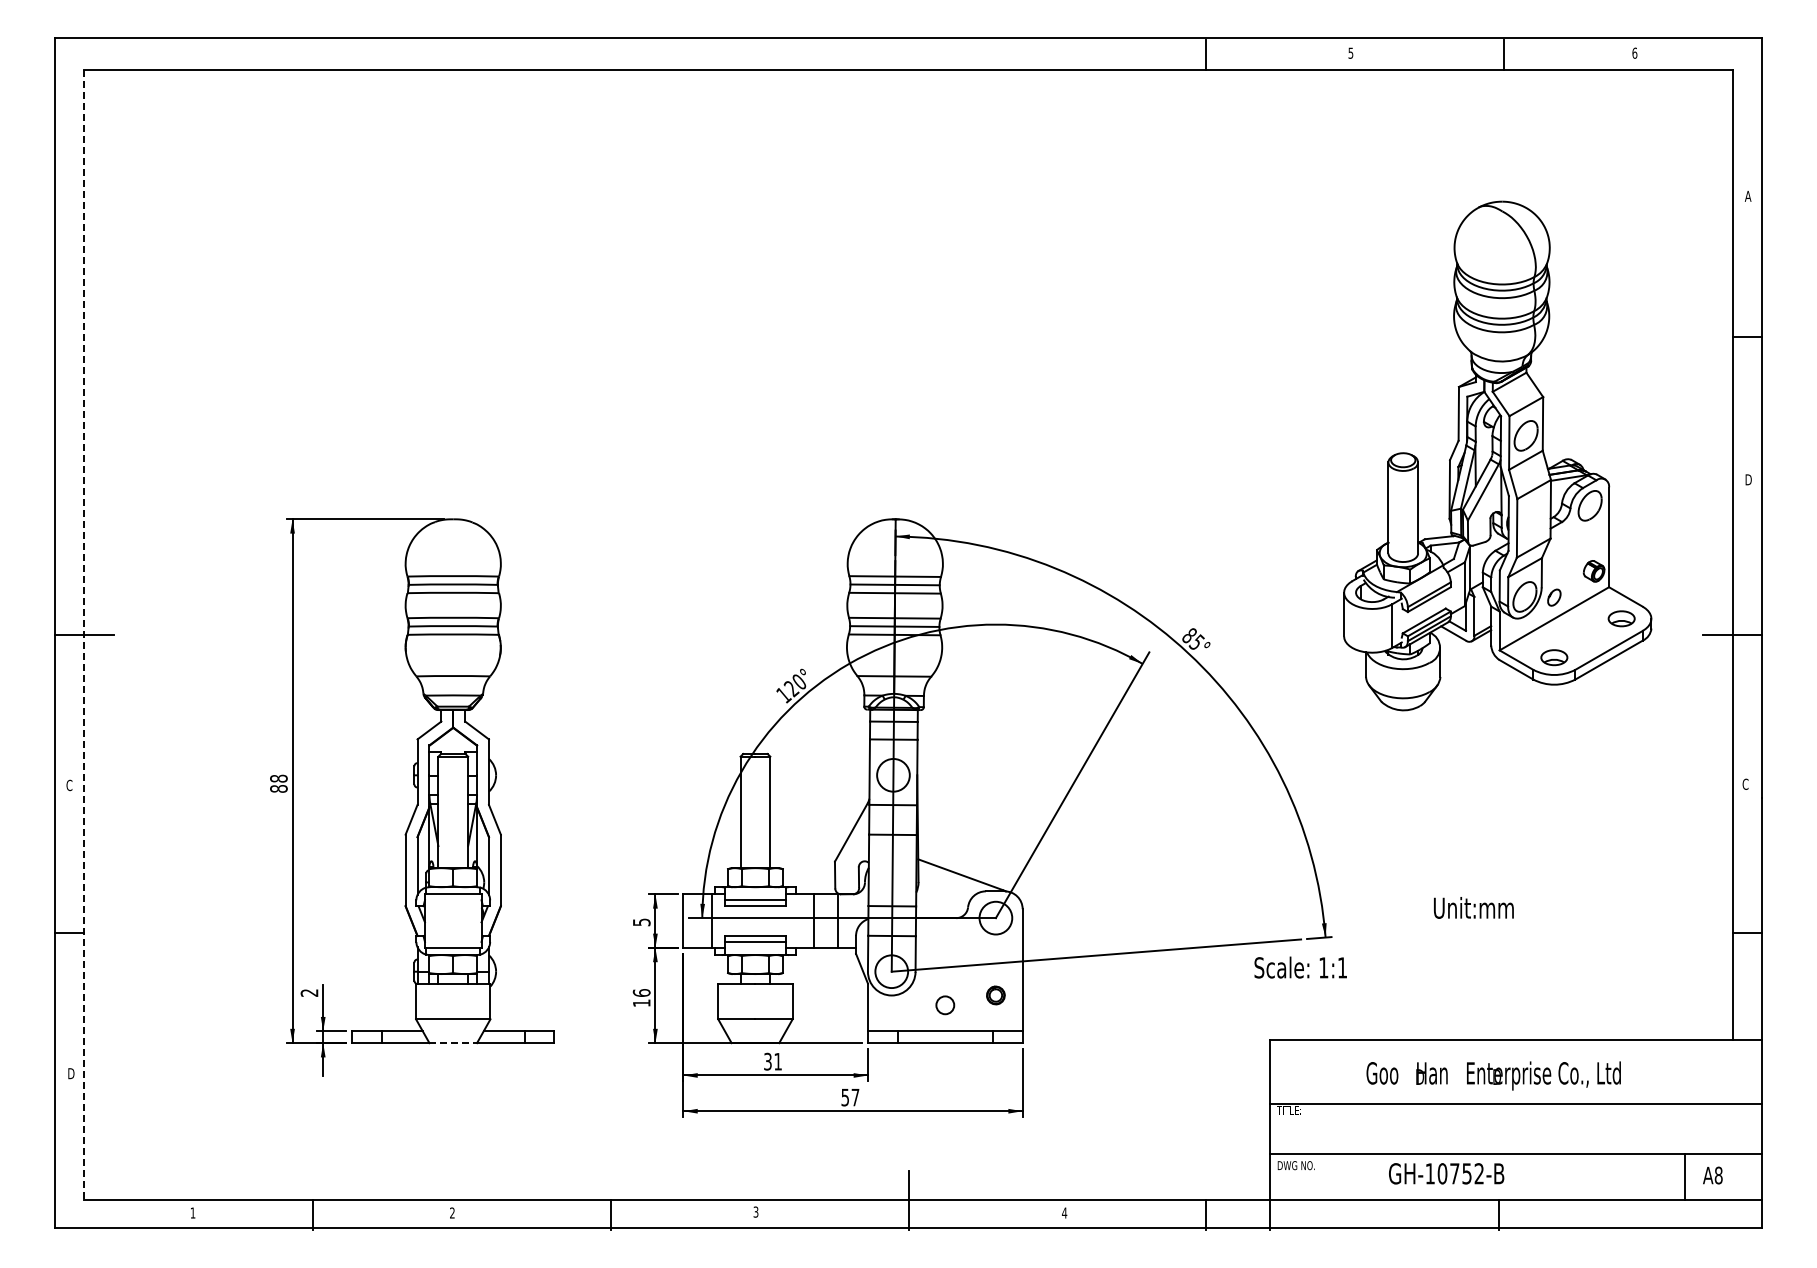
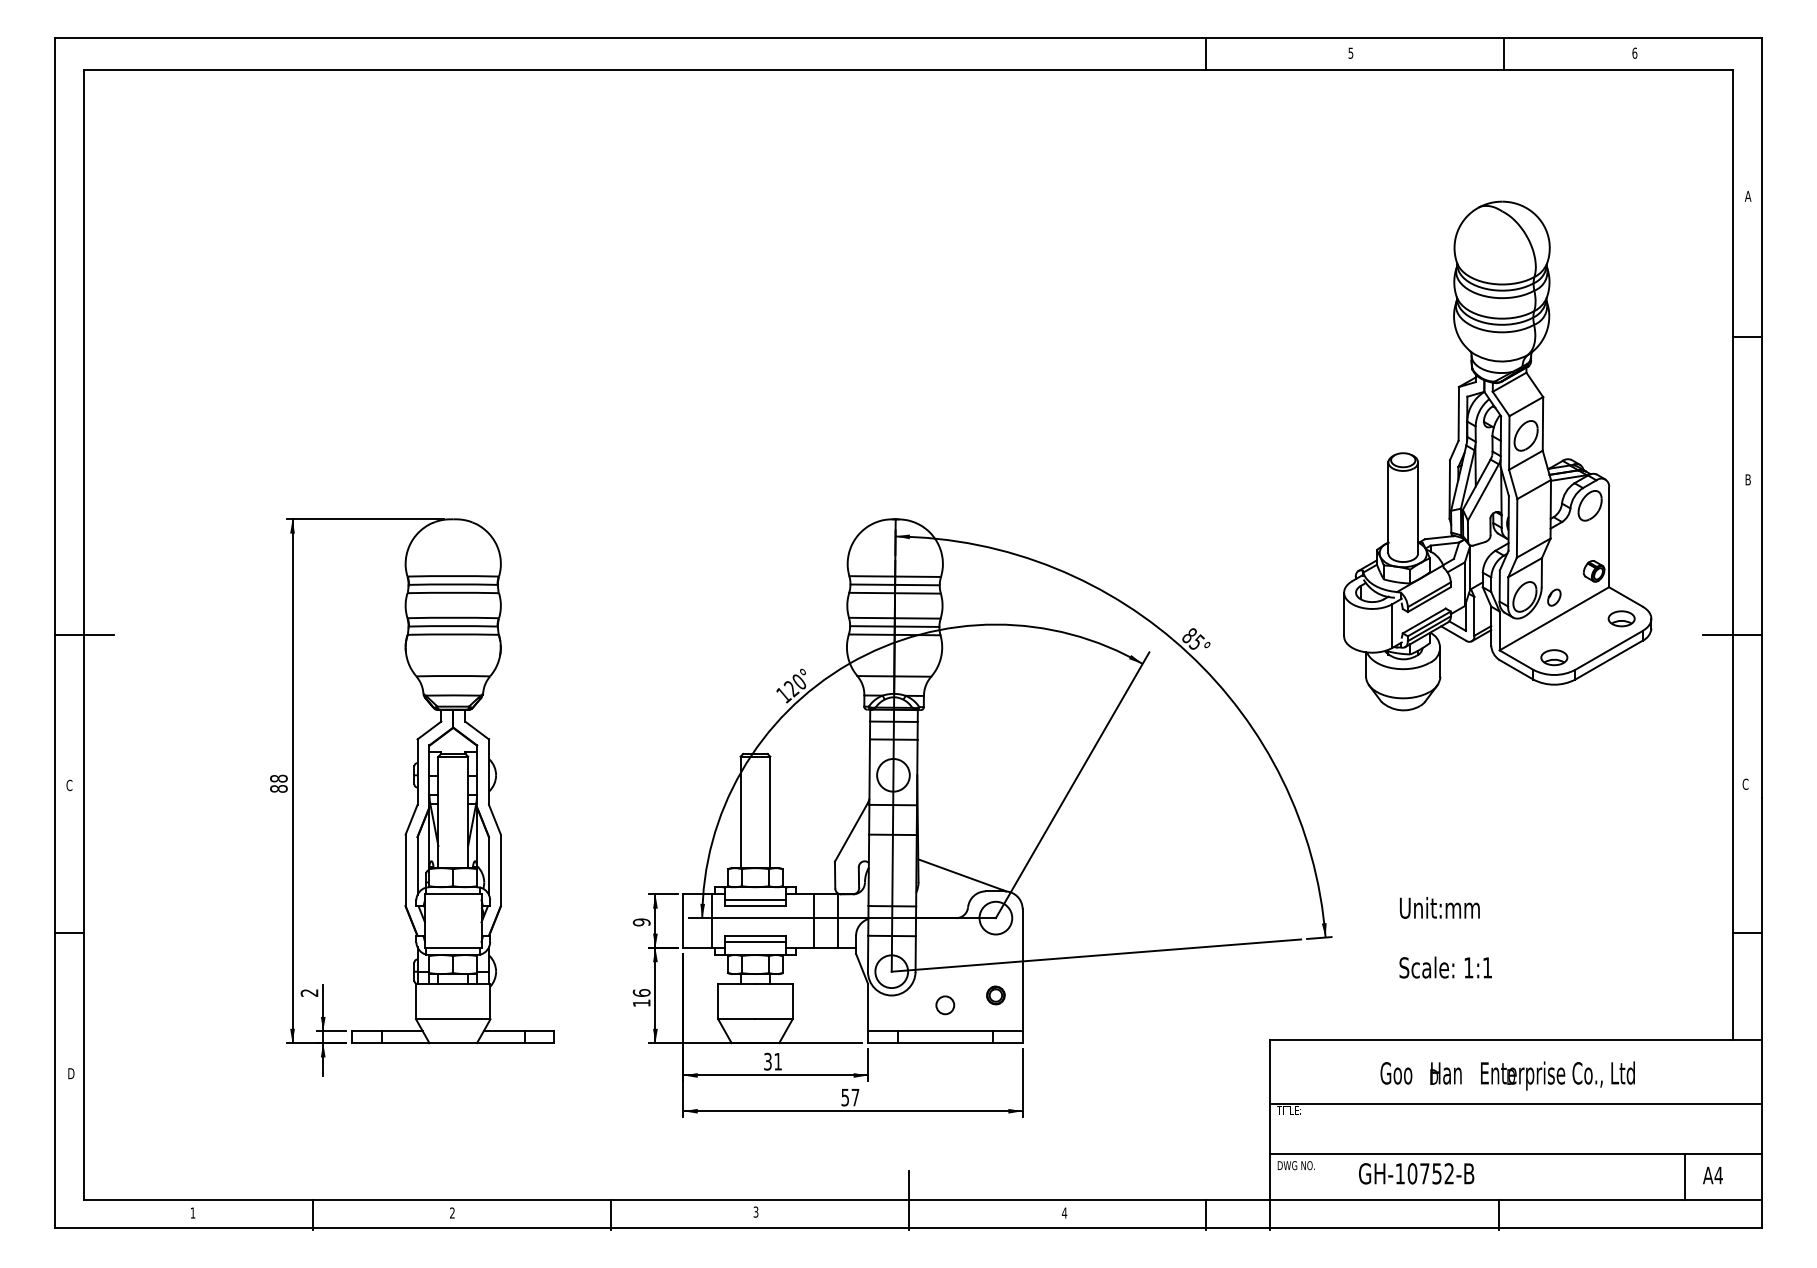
text: D -> B (1748, 479)
line: dashed -> solid (84, 635)
text position: (1473, 907) -> (1439, 907) (1439, 907)
text: 5 -> 9 (641, 922)
text position: (1300, 967) -> (1445, 967) (1445, 967)
line: dashed -> solid (453, 1043)
text position: (1493, 1075) -> (1507, 1075) (1507, 1075)
text position: (1446, 1173) -> (1416, 1173) (1416, 1173)
text: A8 -> A4 (1718, 1175)
